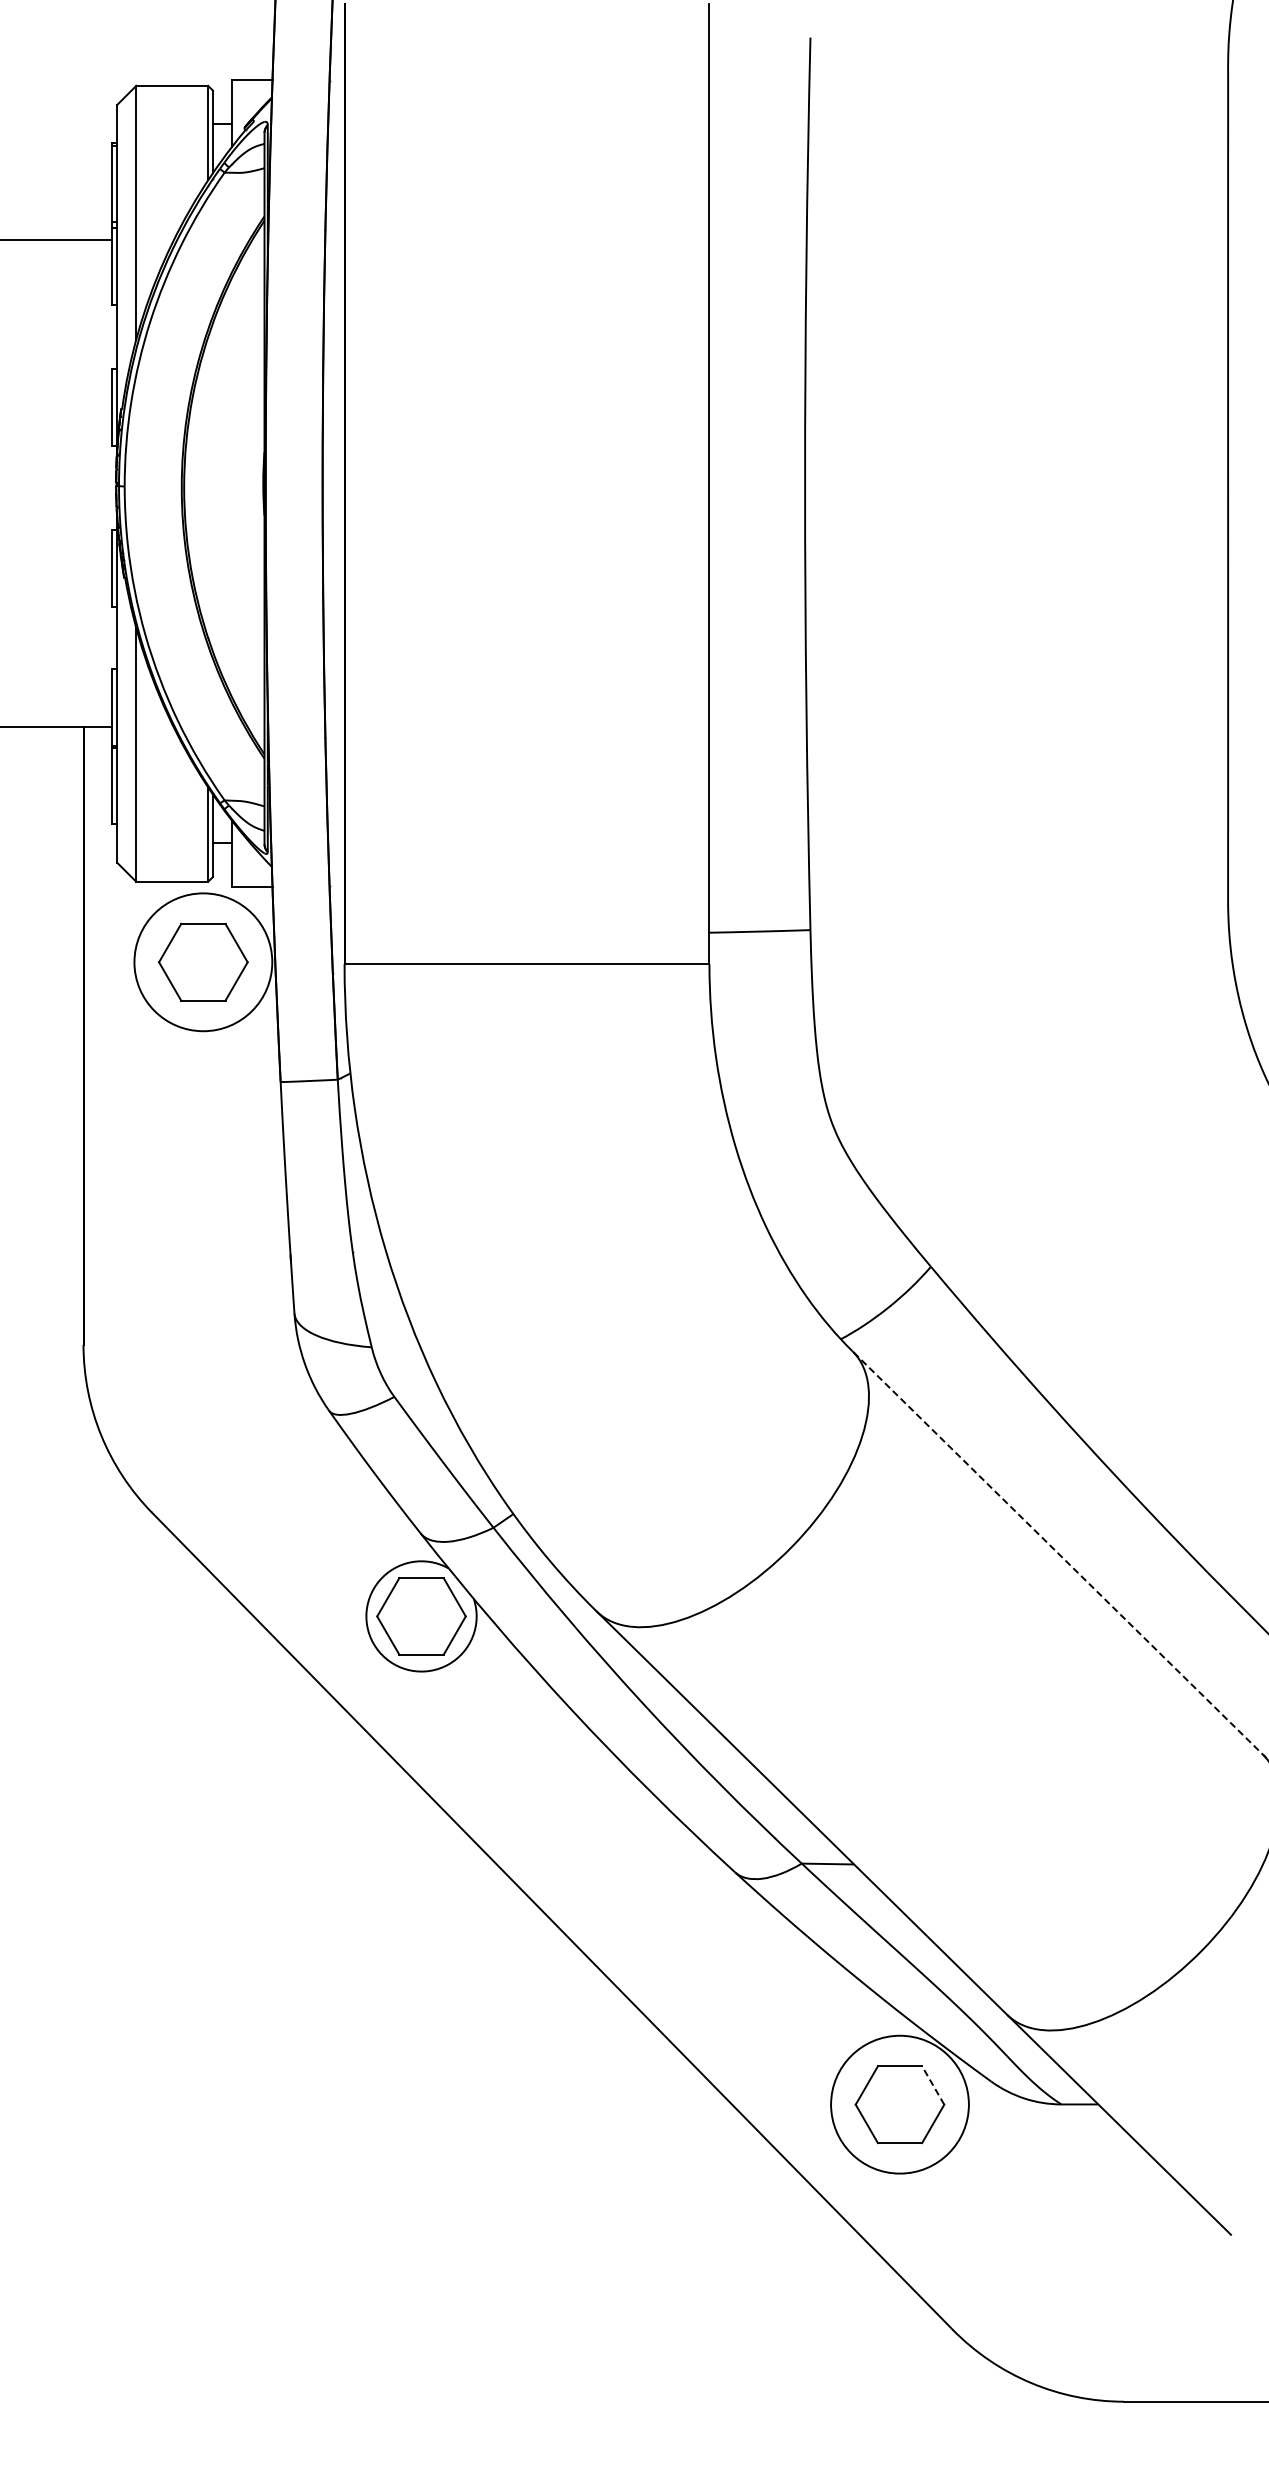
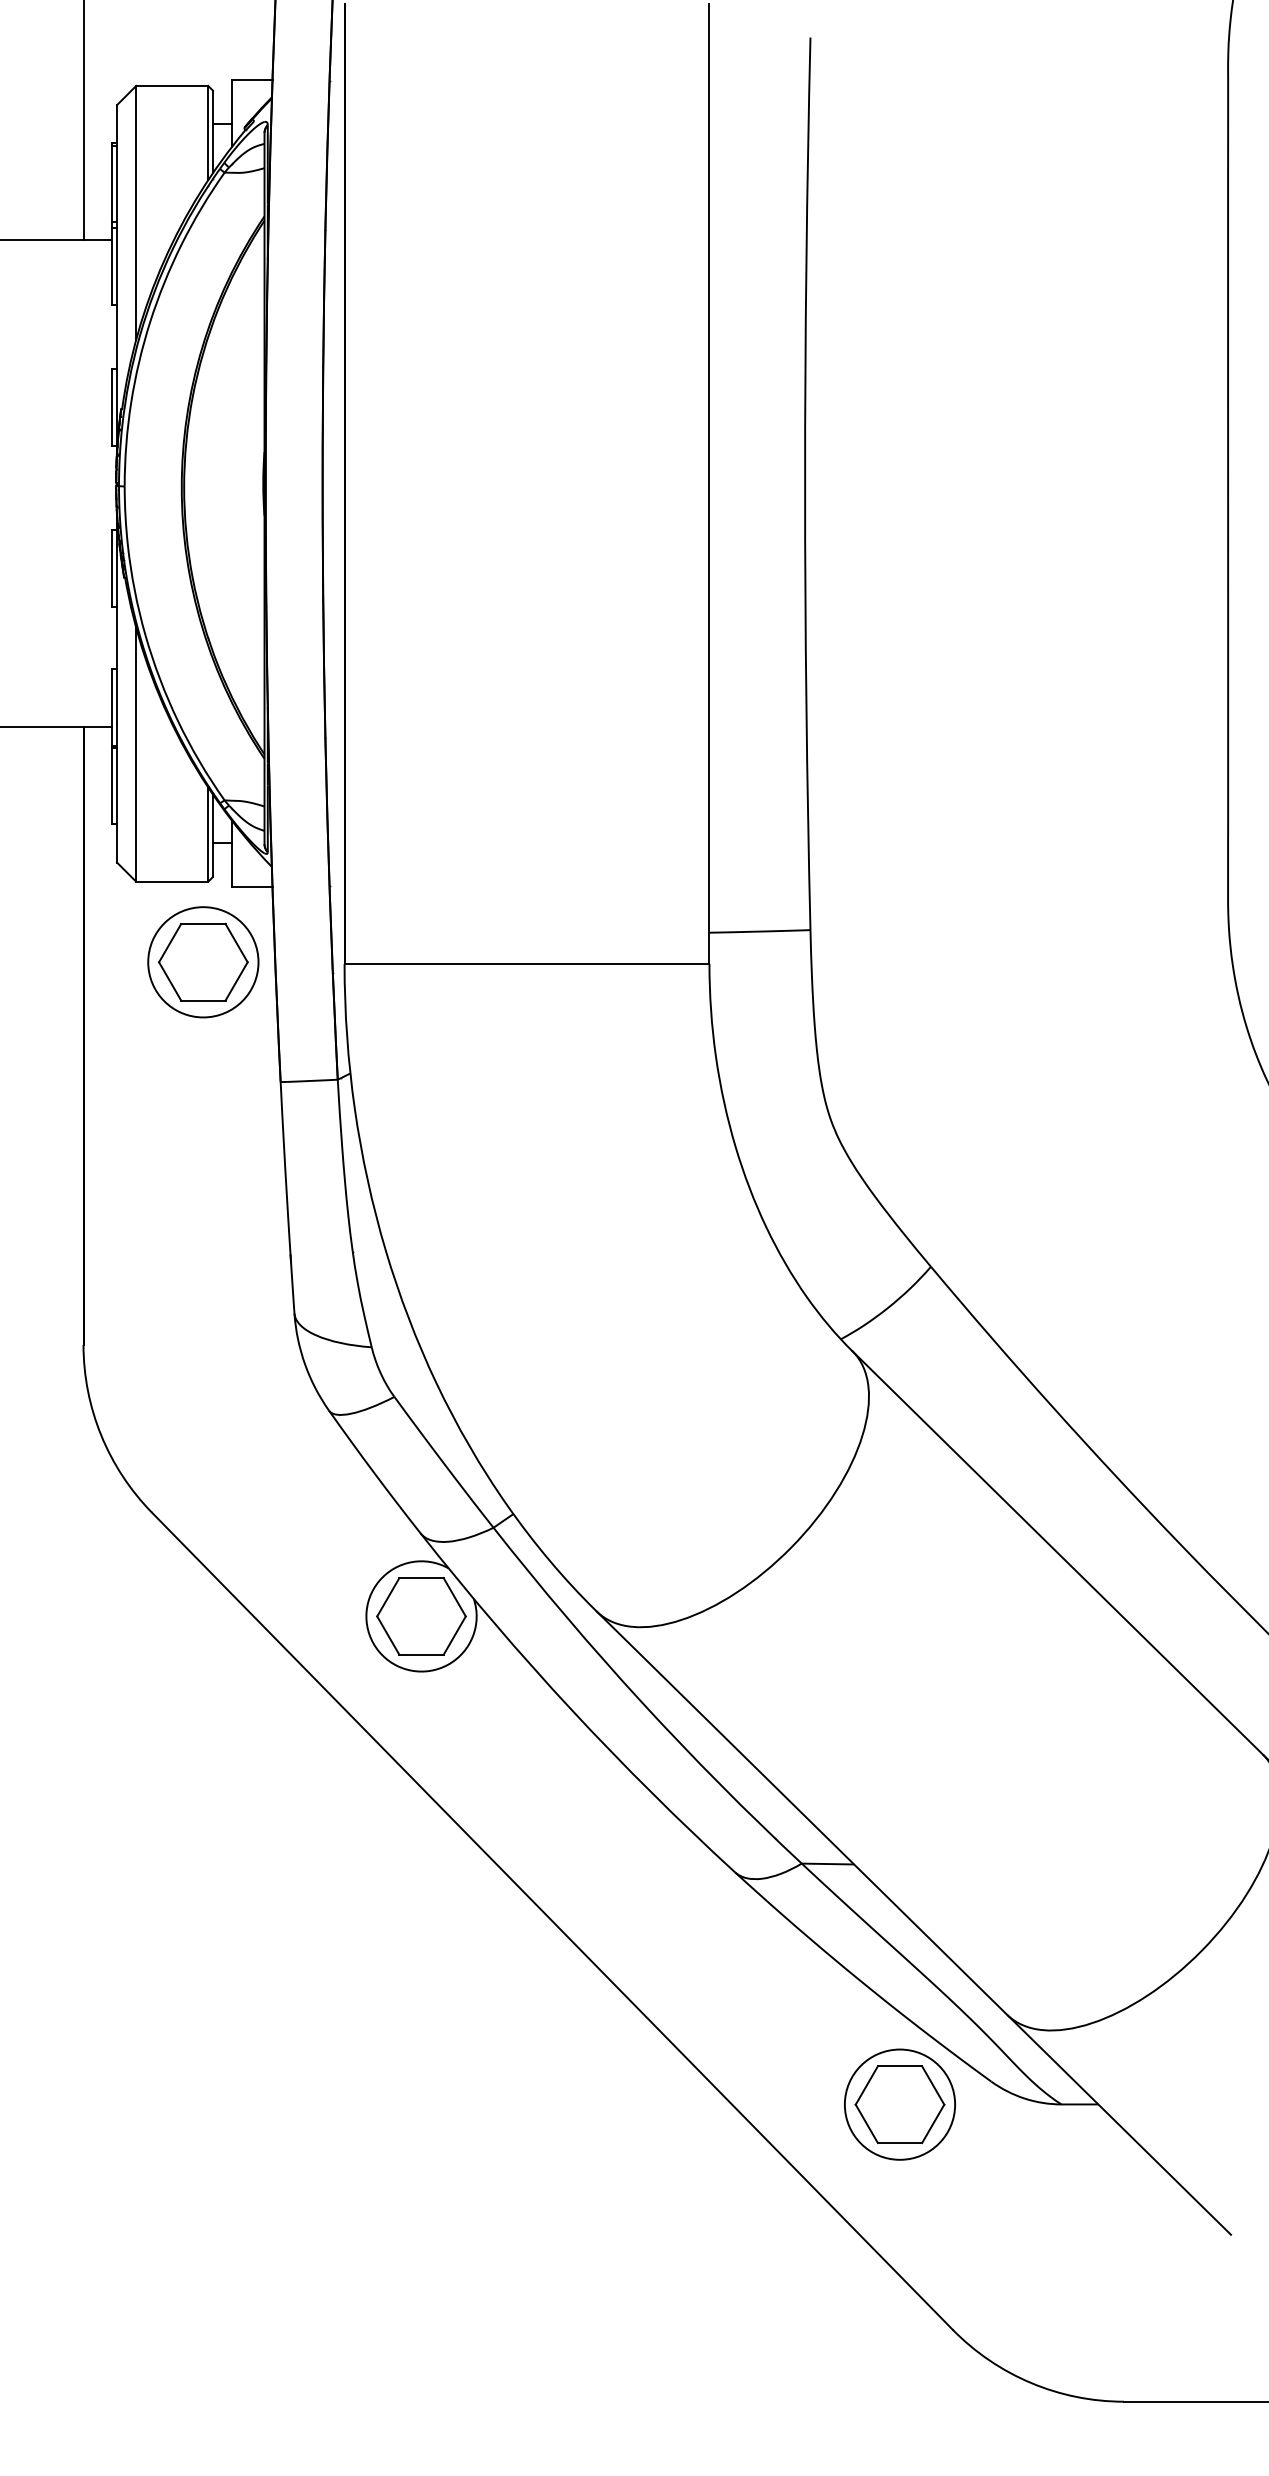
line: none -> present (83, 121)
circle diameter: 138 px -> 110 px (203, 962)
line: dashed -> solid (1060, 1555)
line: dashed -> solid (932, 2085)
circle diameter: 138 px -> 110 px (899, 2104)
